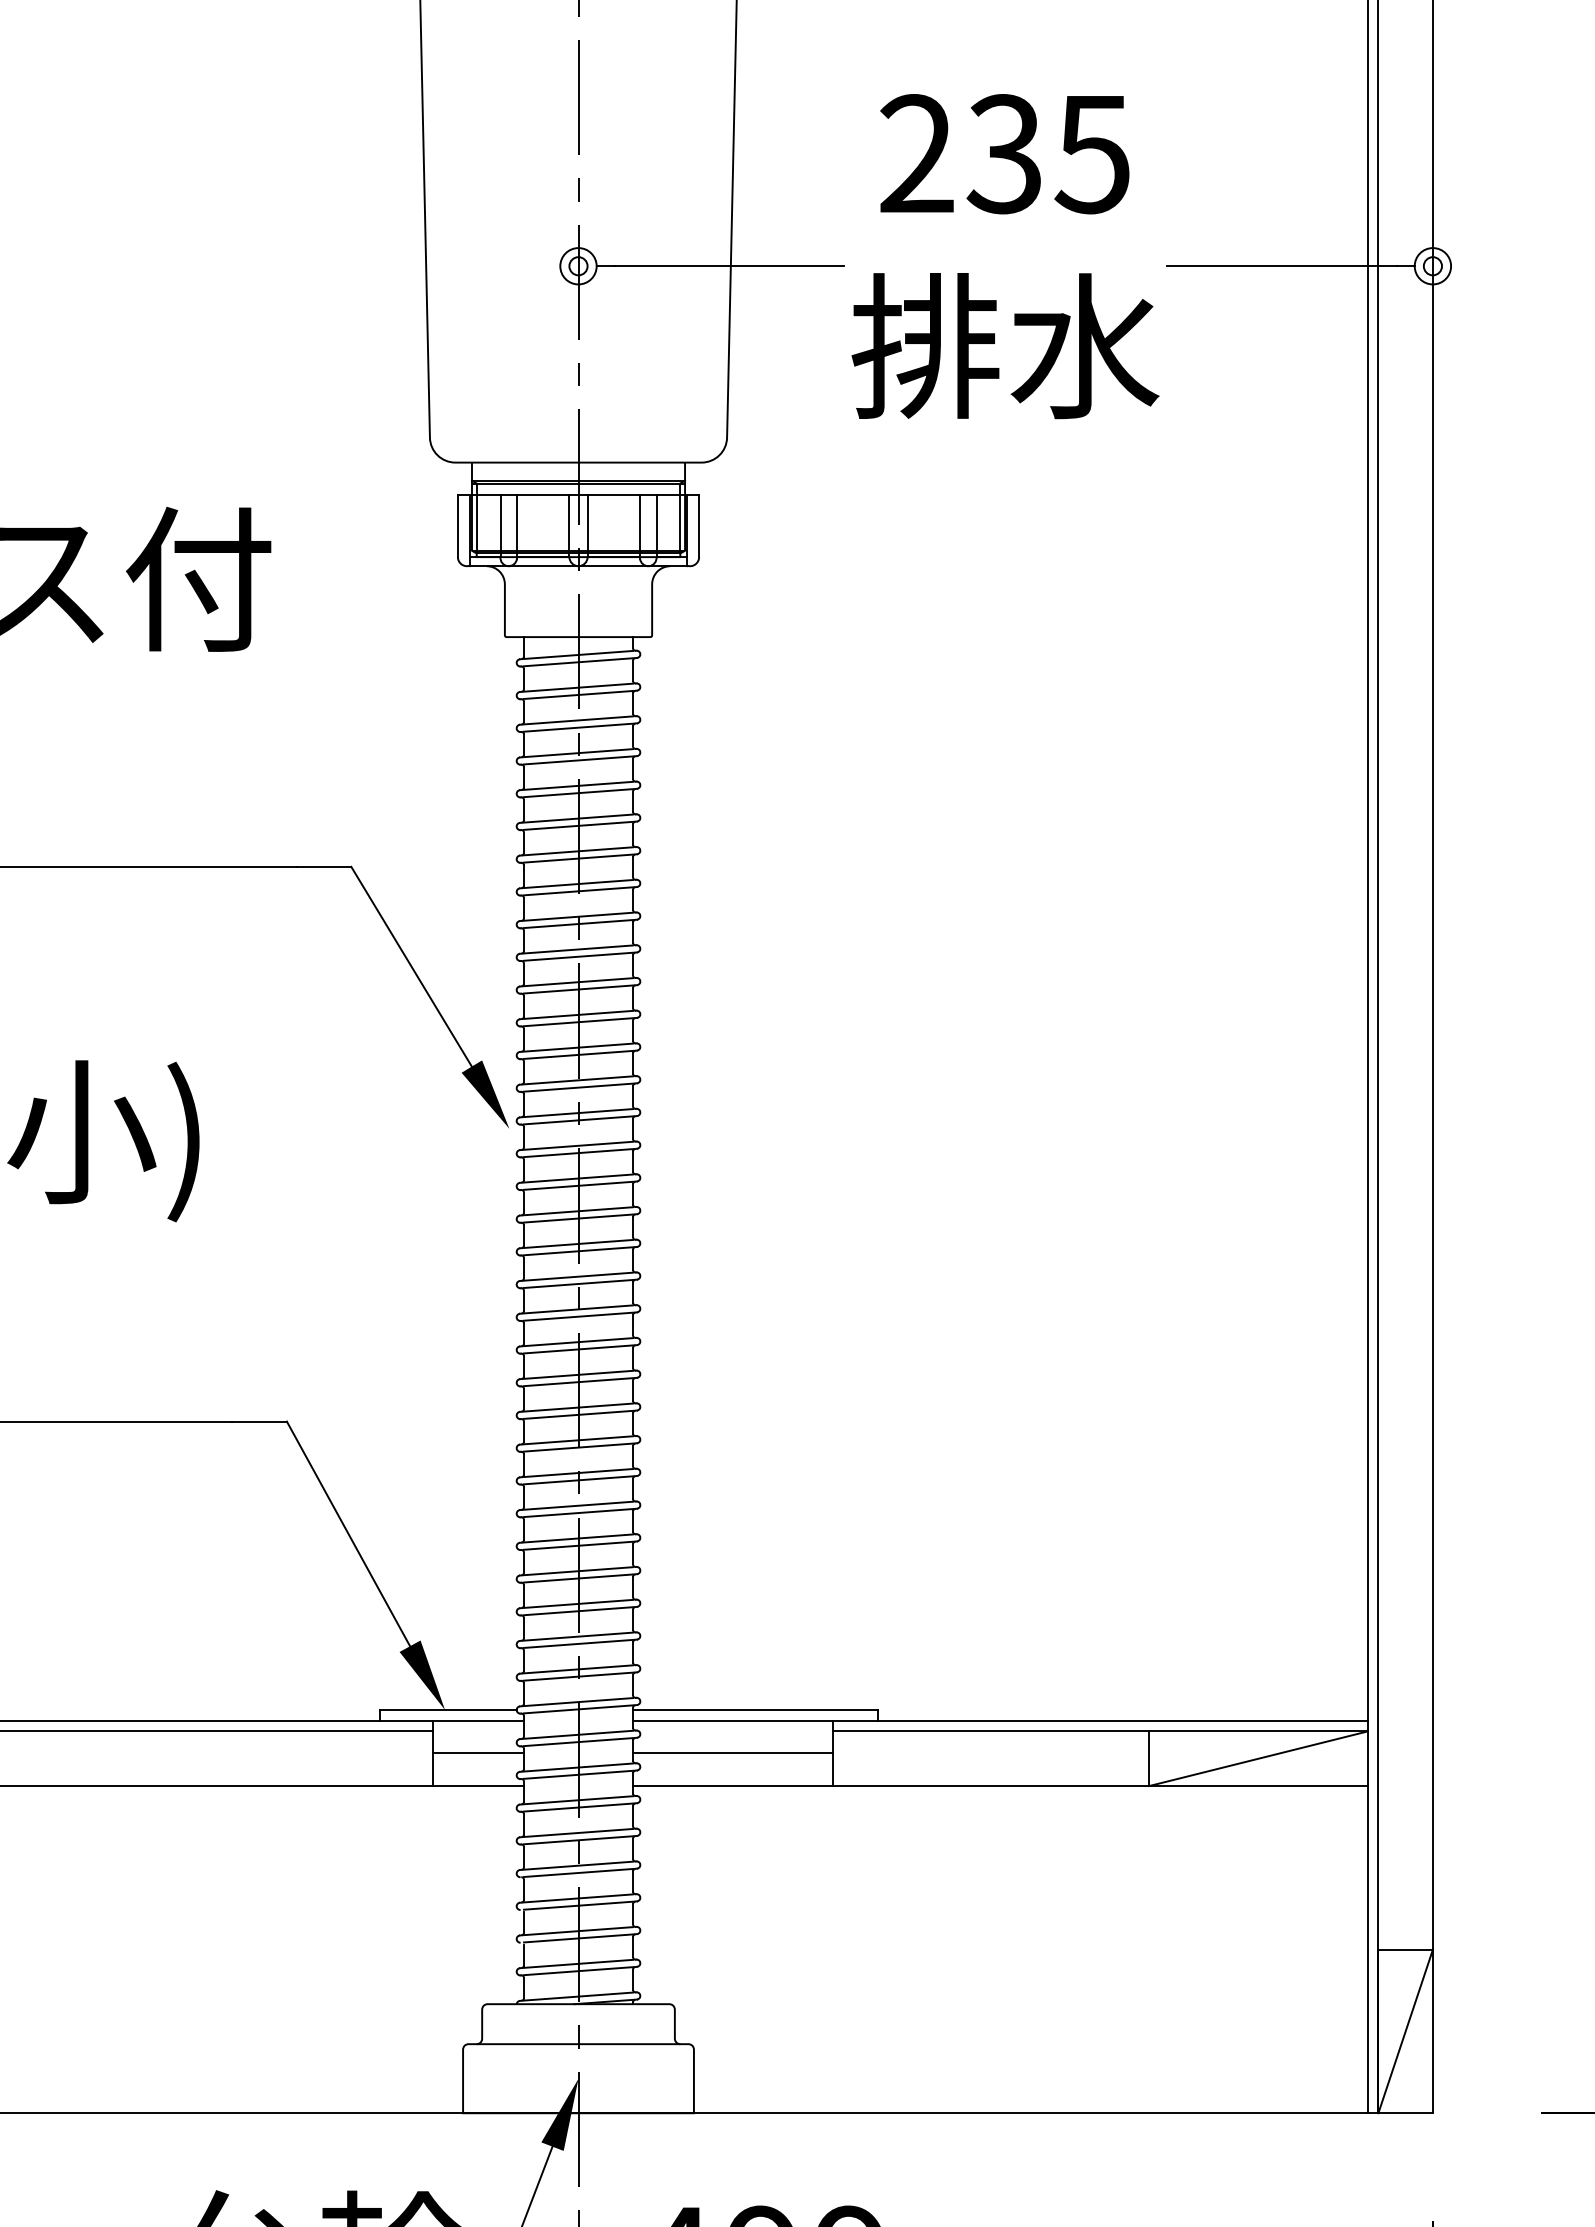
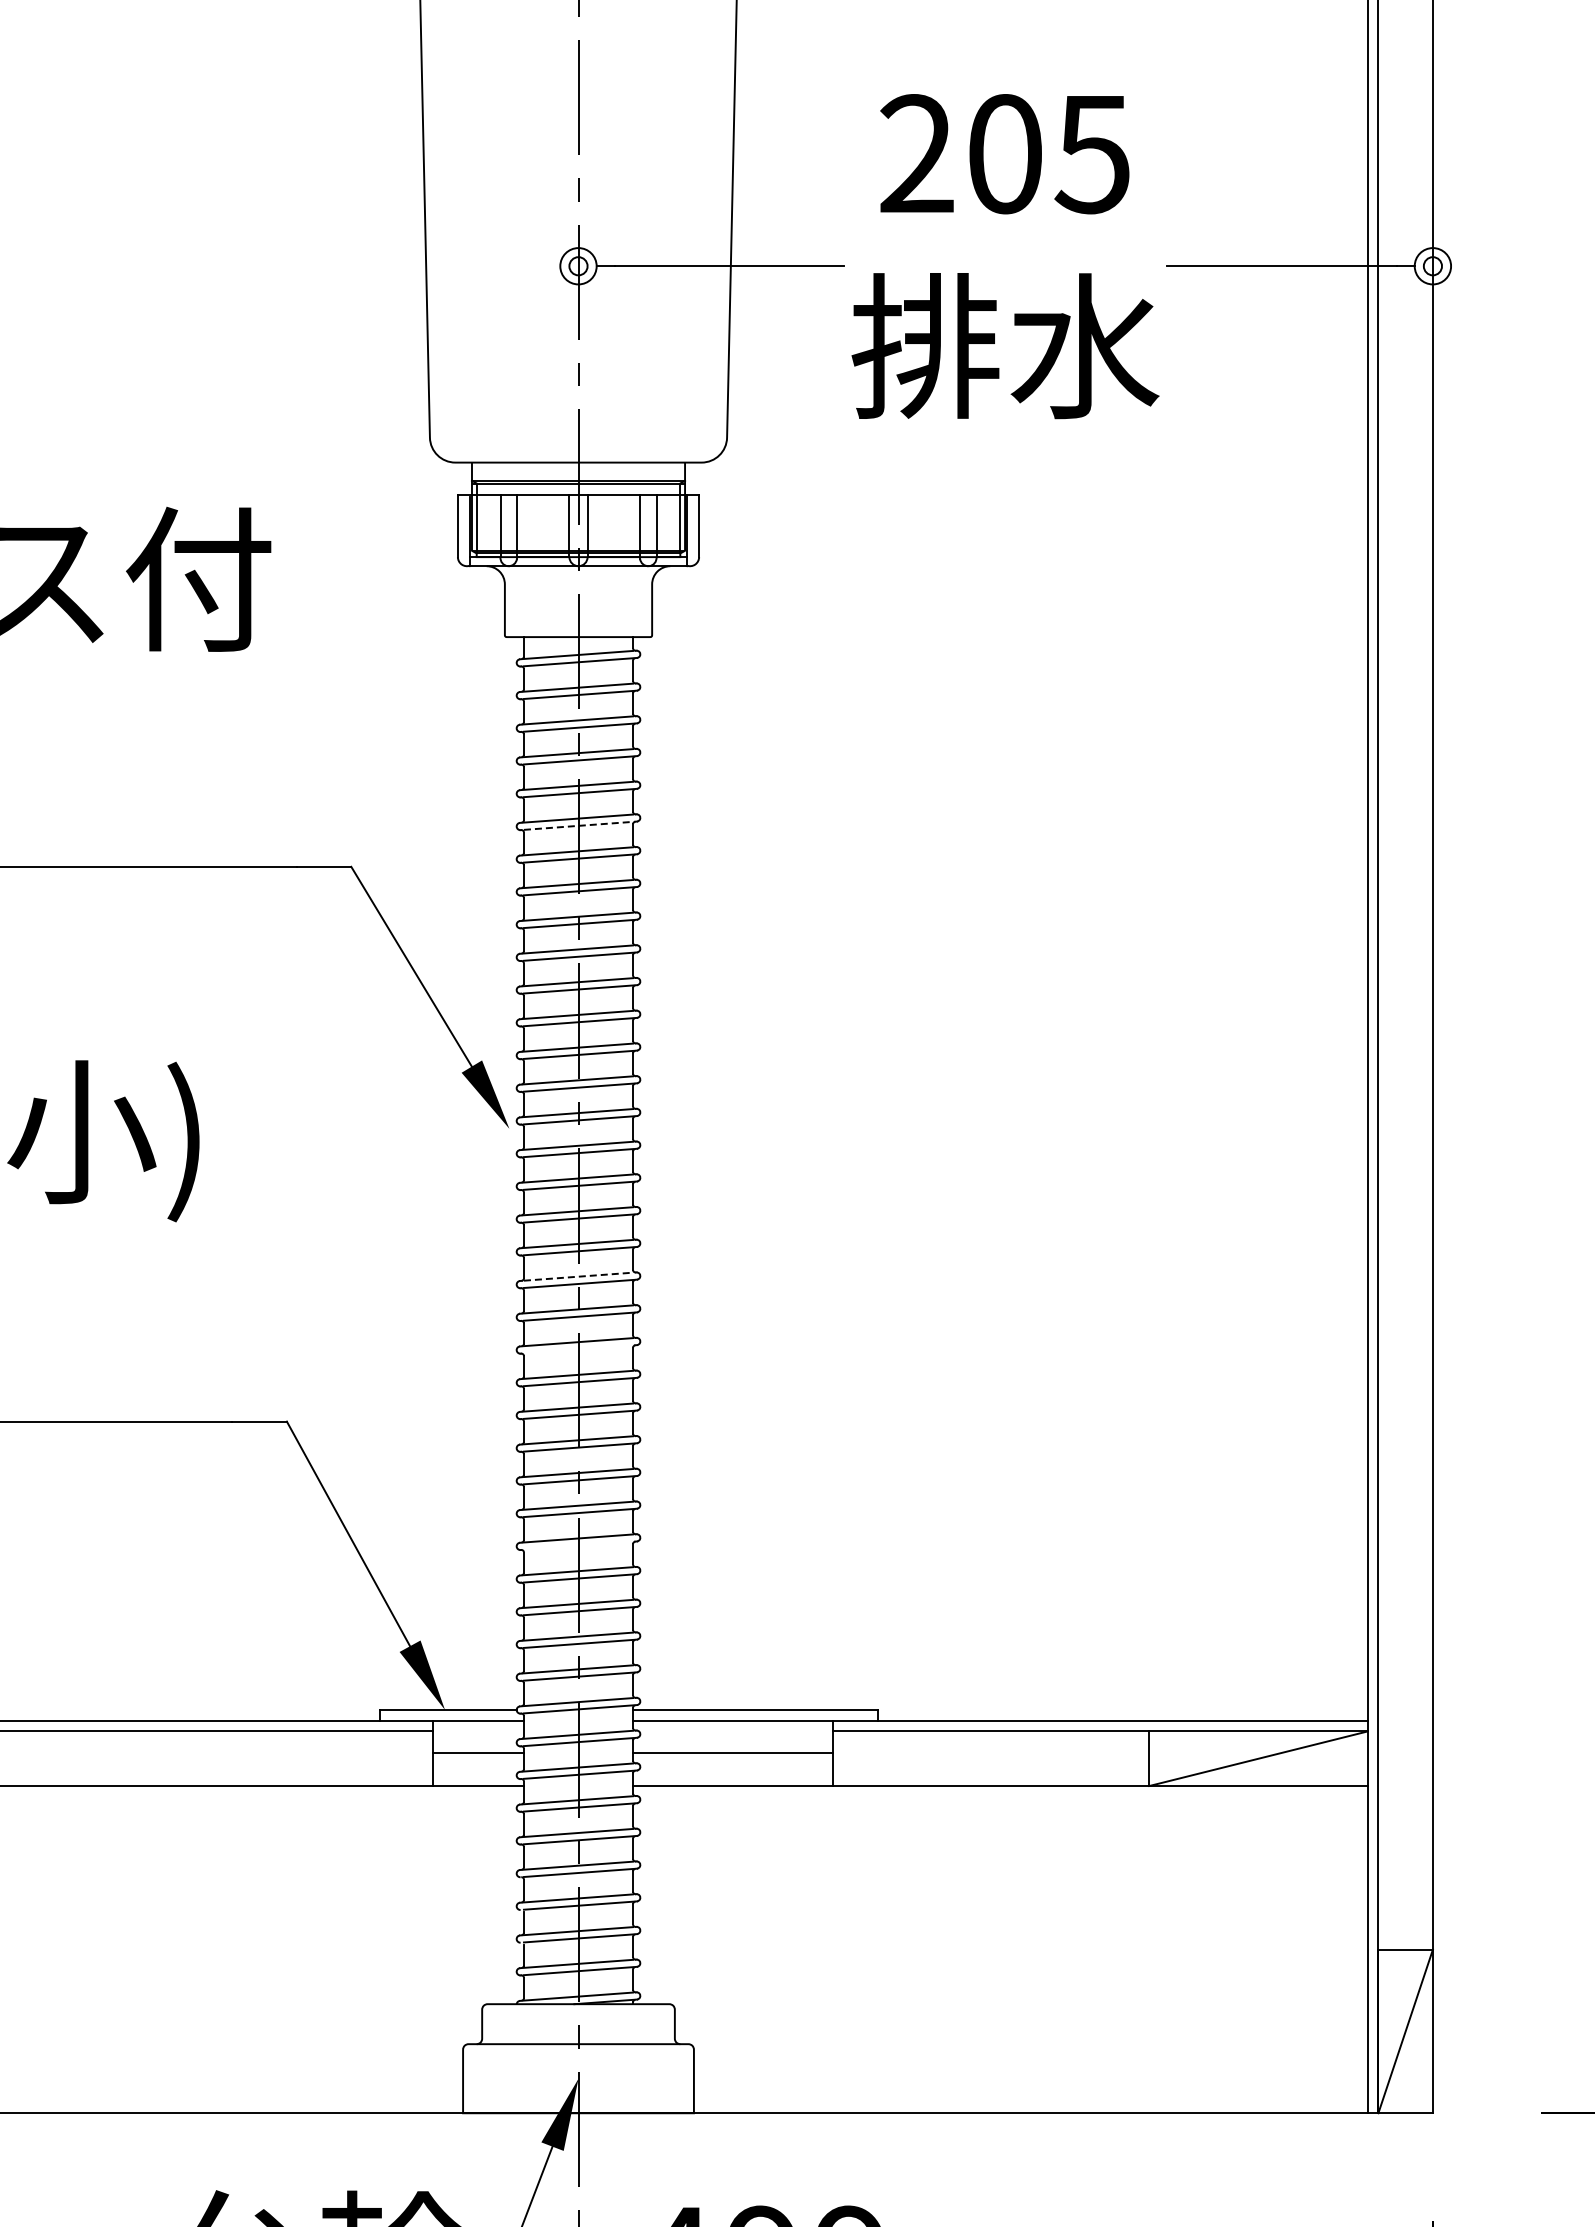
text: 235 -> 205 (1003, 154)
line: solid -> dashed (578, 825)
line: solid -> dashed (578, 1276)
line: present -> none (578, 1349)
line: present -> none (578, 1545)
